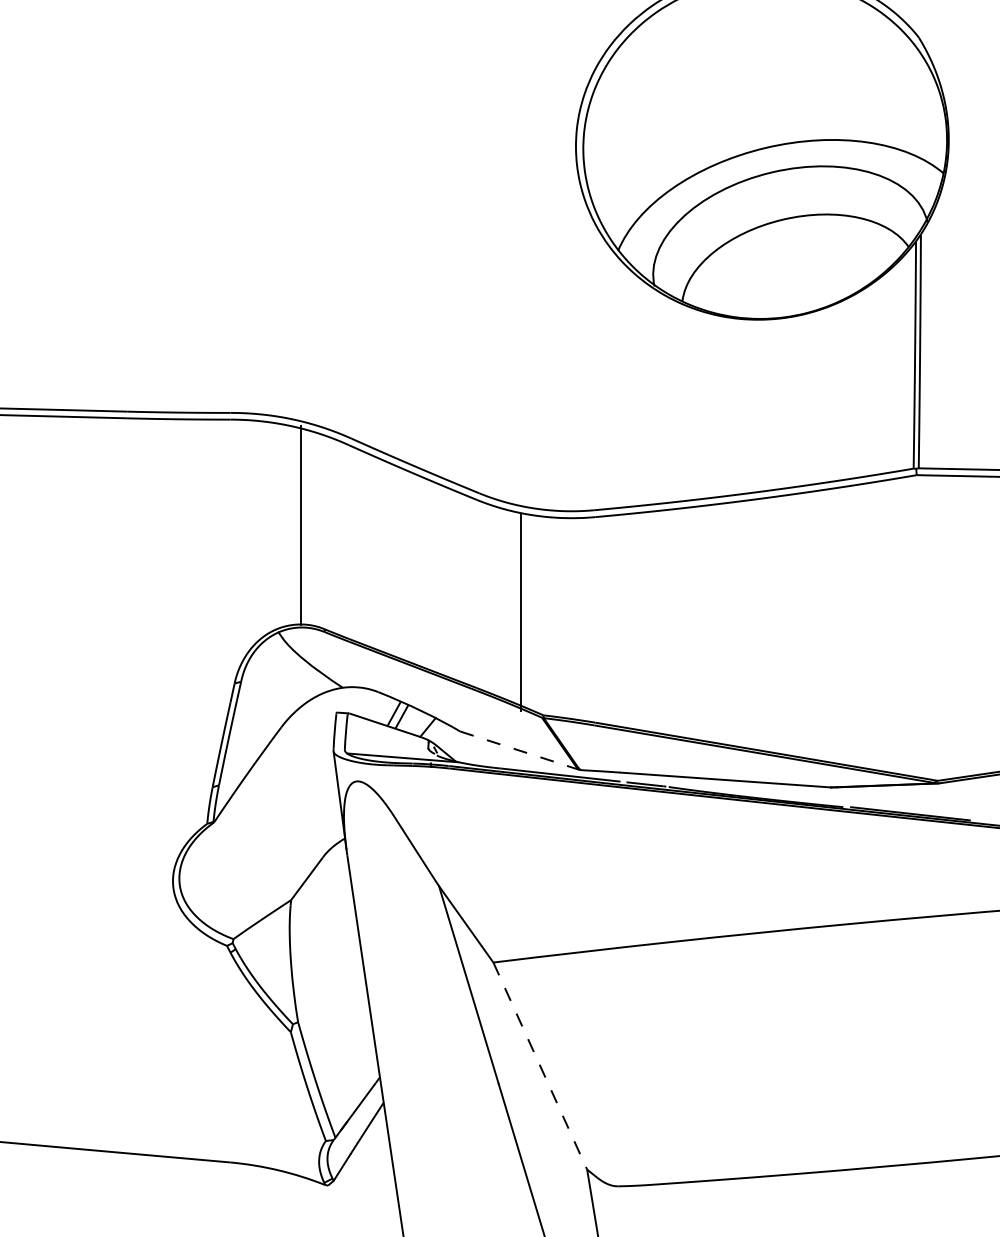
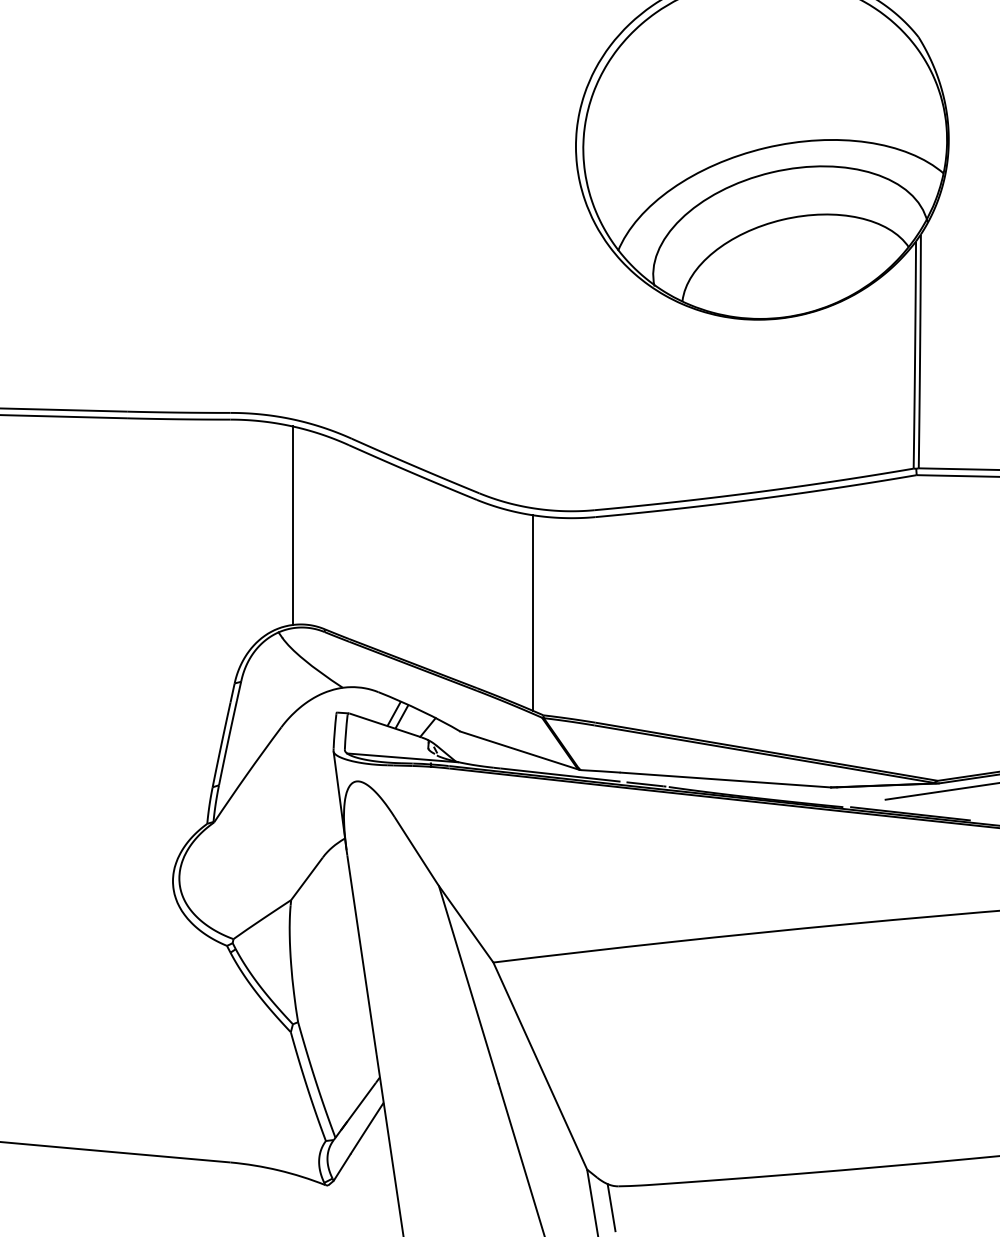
line position: (300, 525) -> (292, 525) (292, 525)
line position: (521, 612) -> (533, 612) (533, 612)
line: dashed -> solid (519, 750)
line: none -> present (940, 791)
line: dashed -> solid (540, 1066)
line: none -> present (611, 1207)
